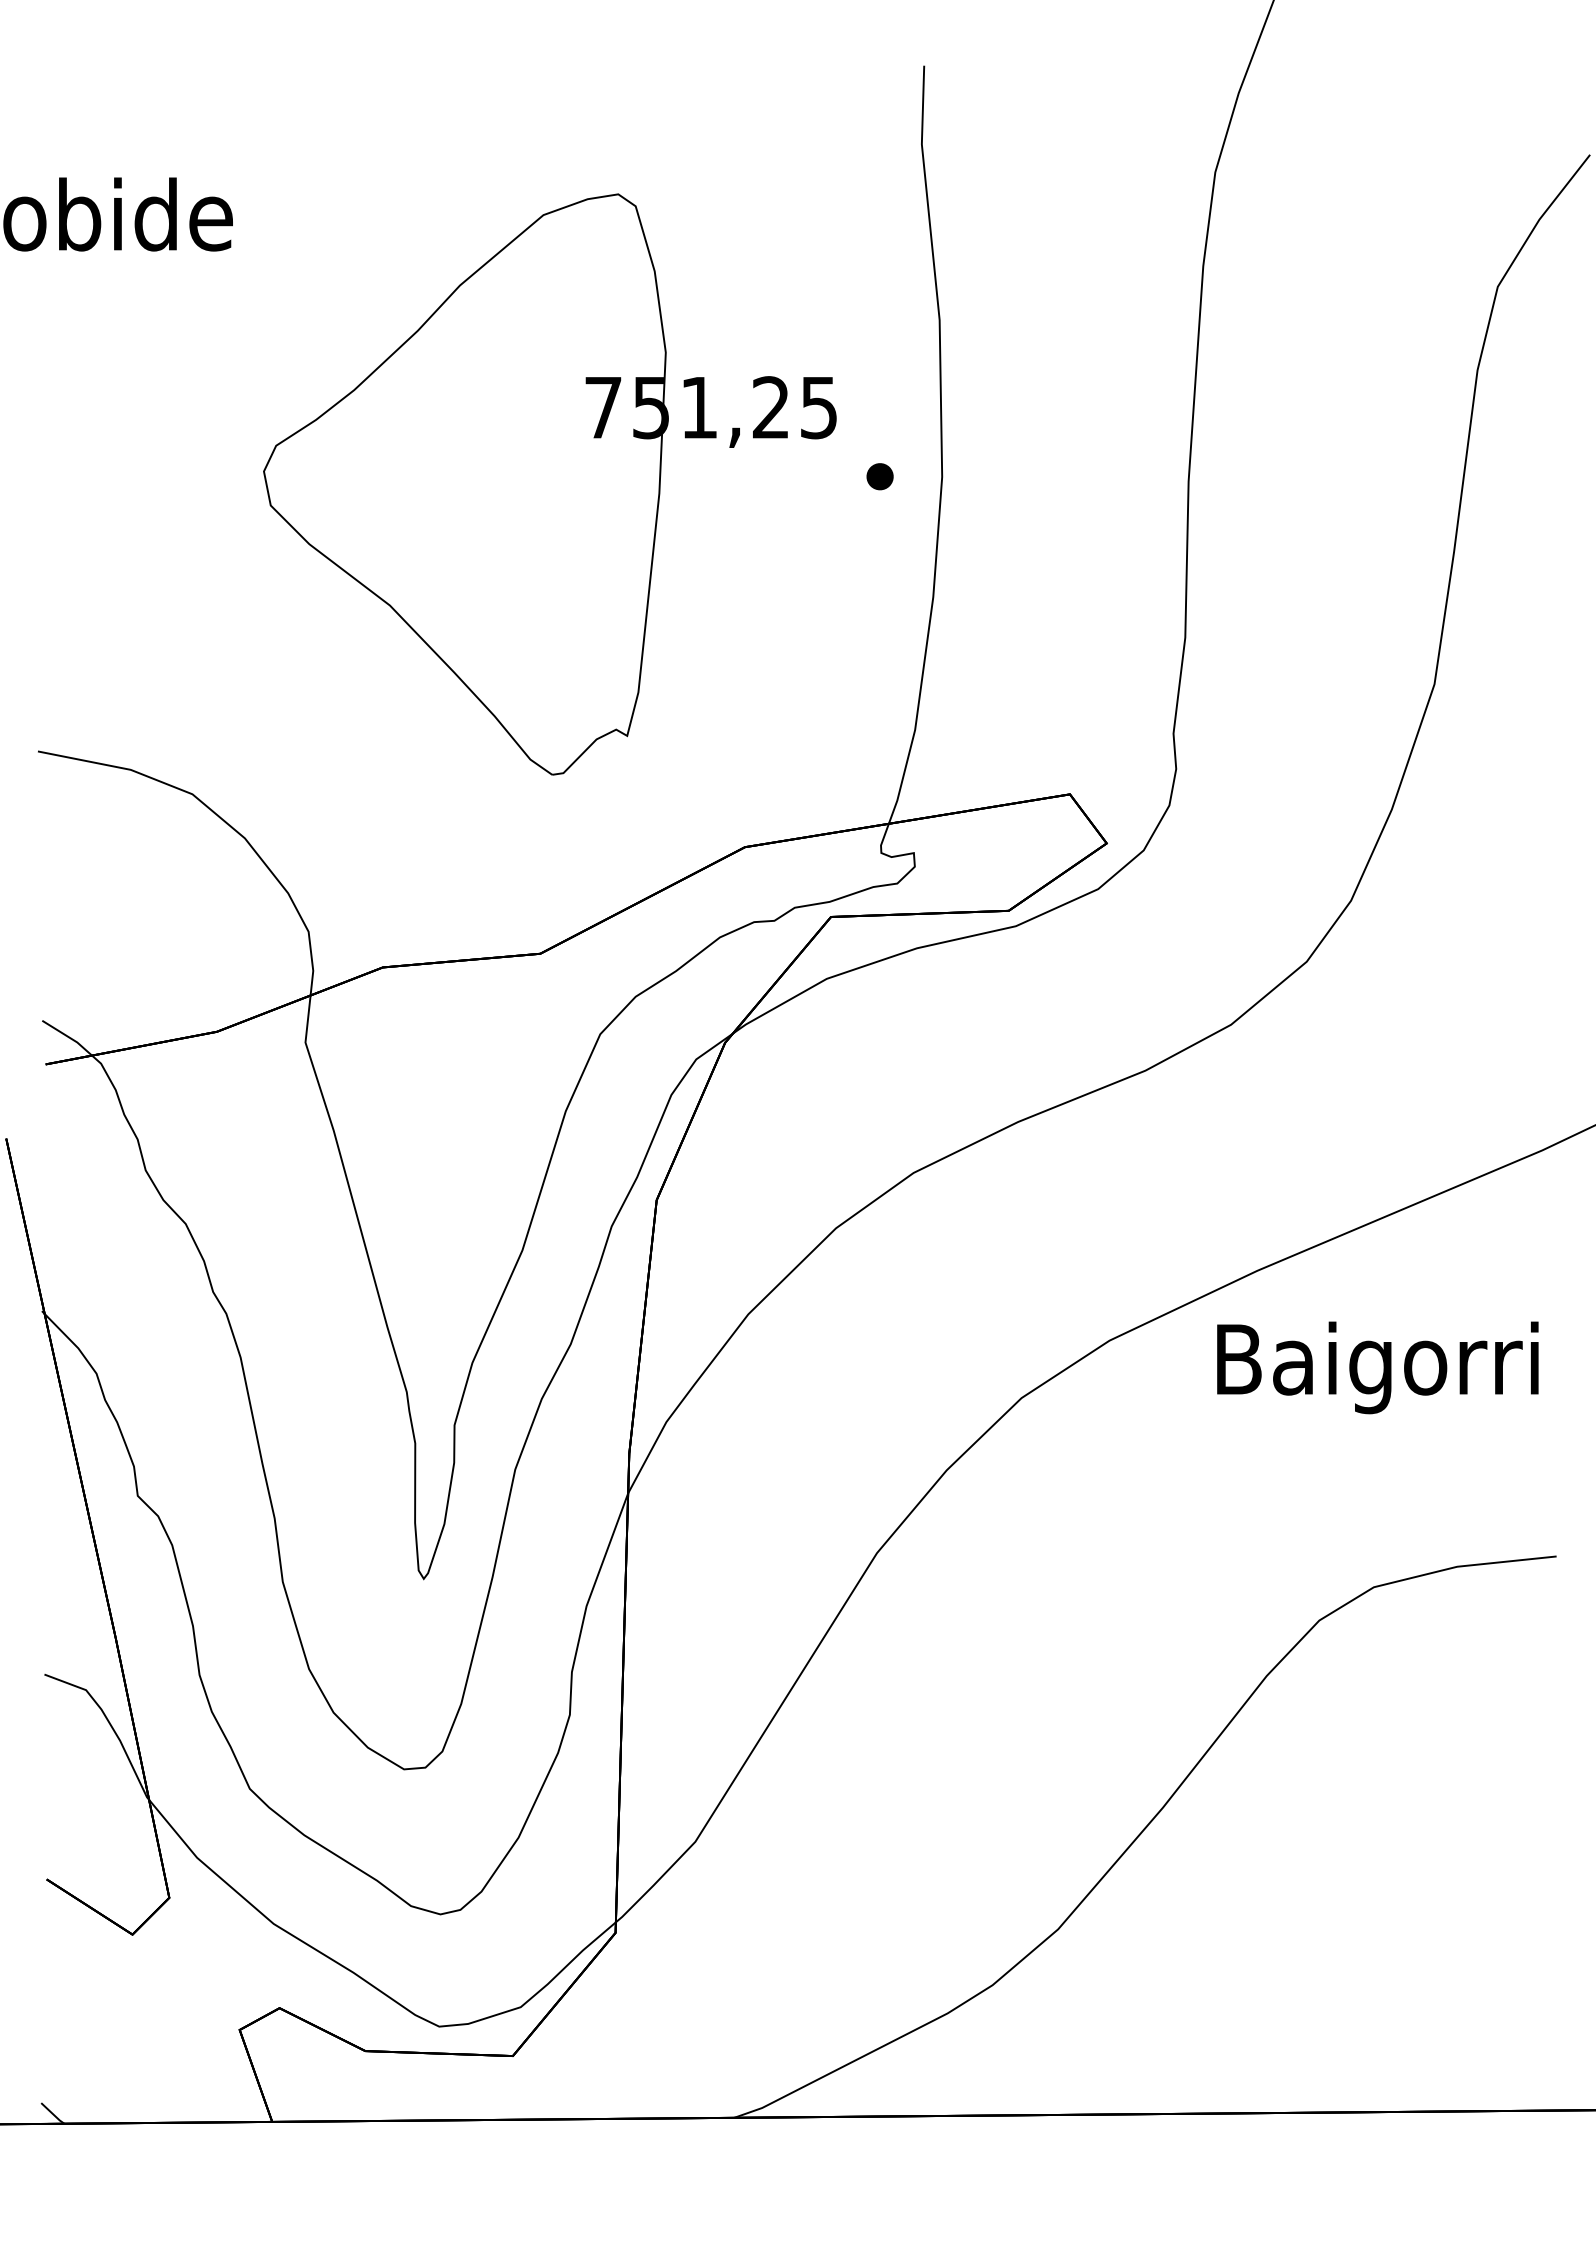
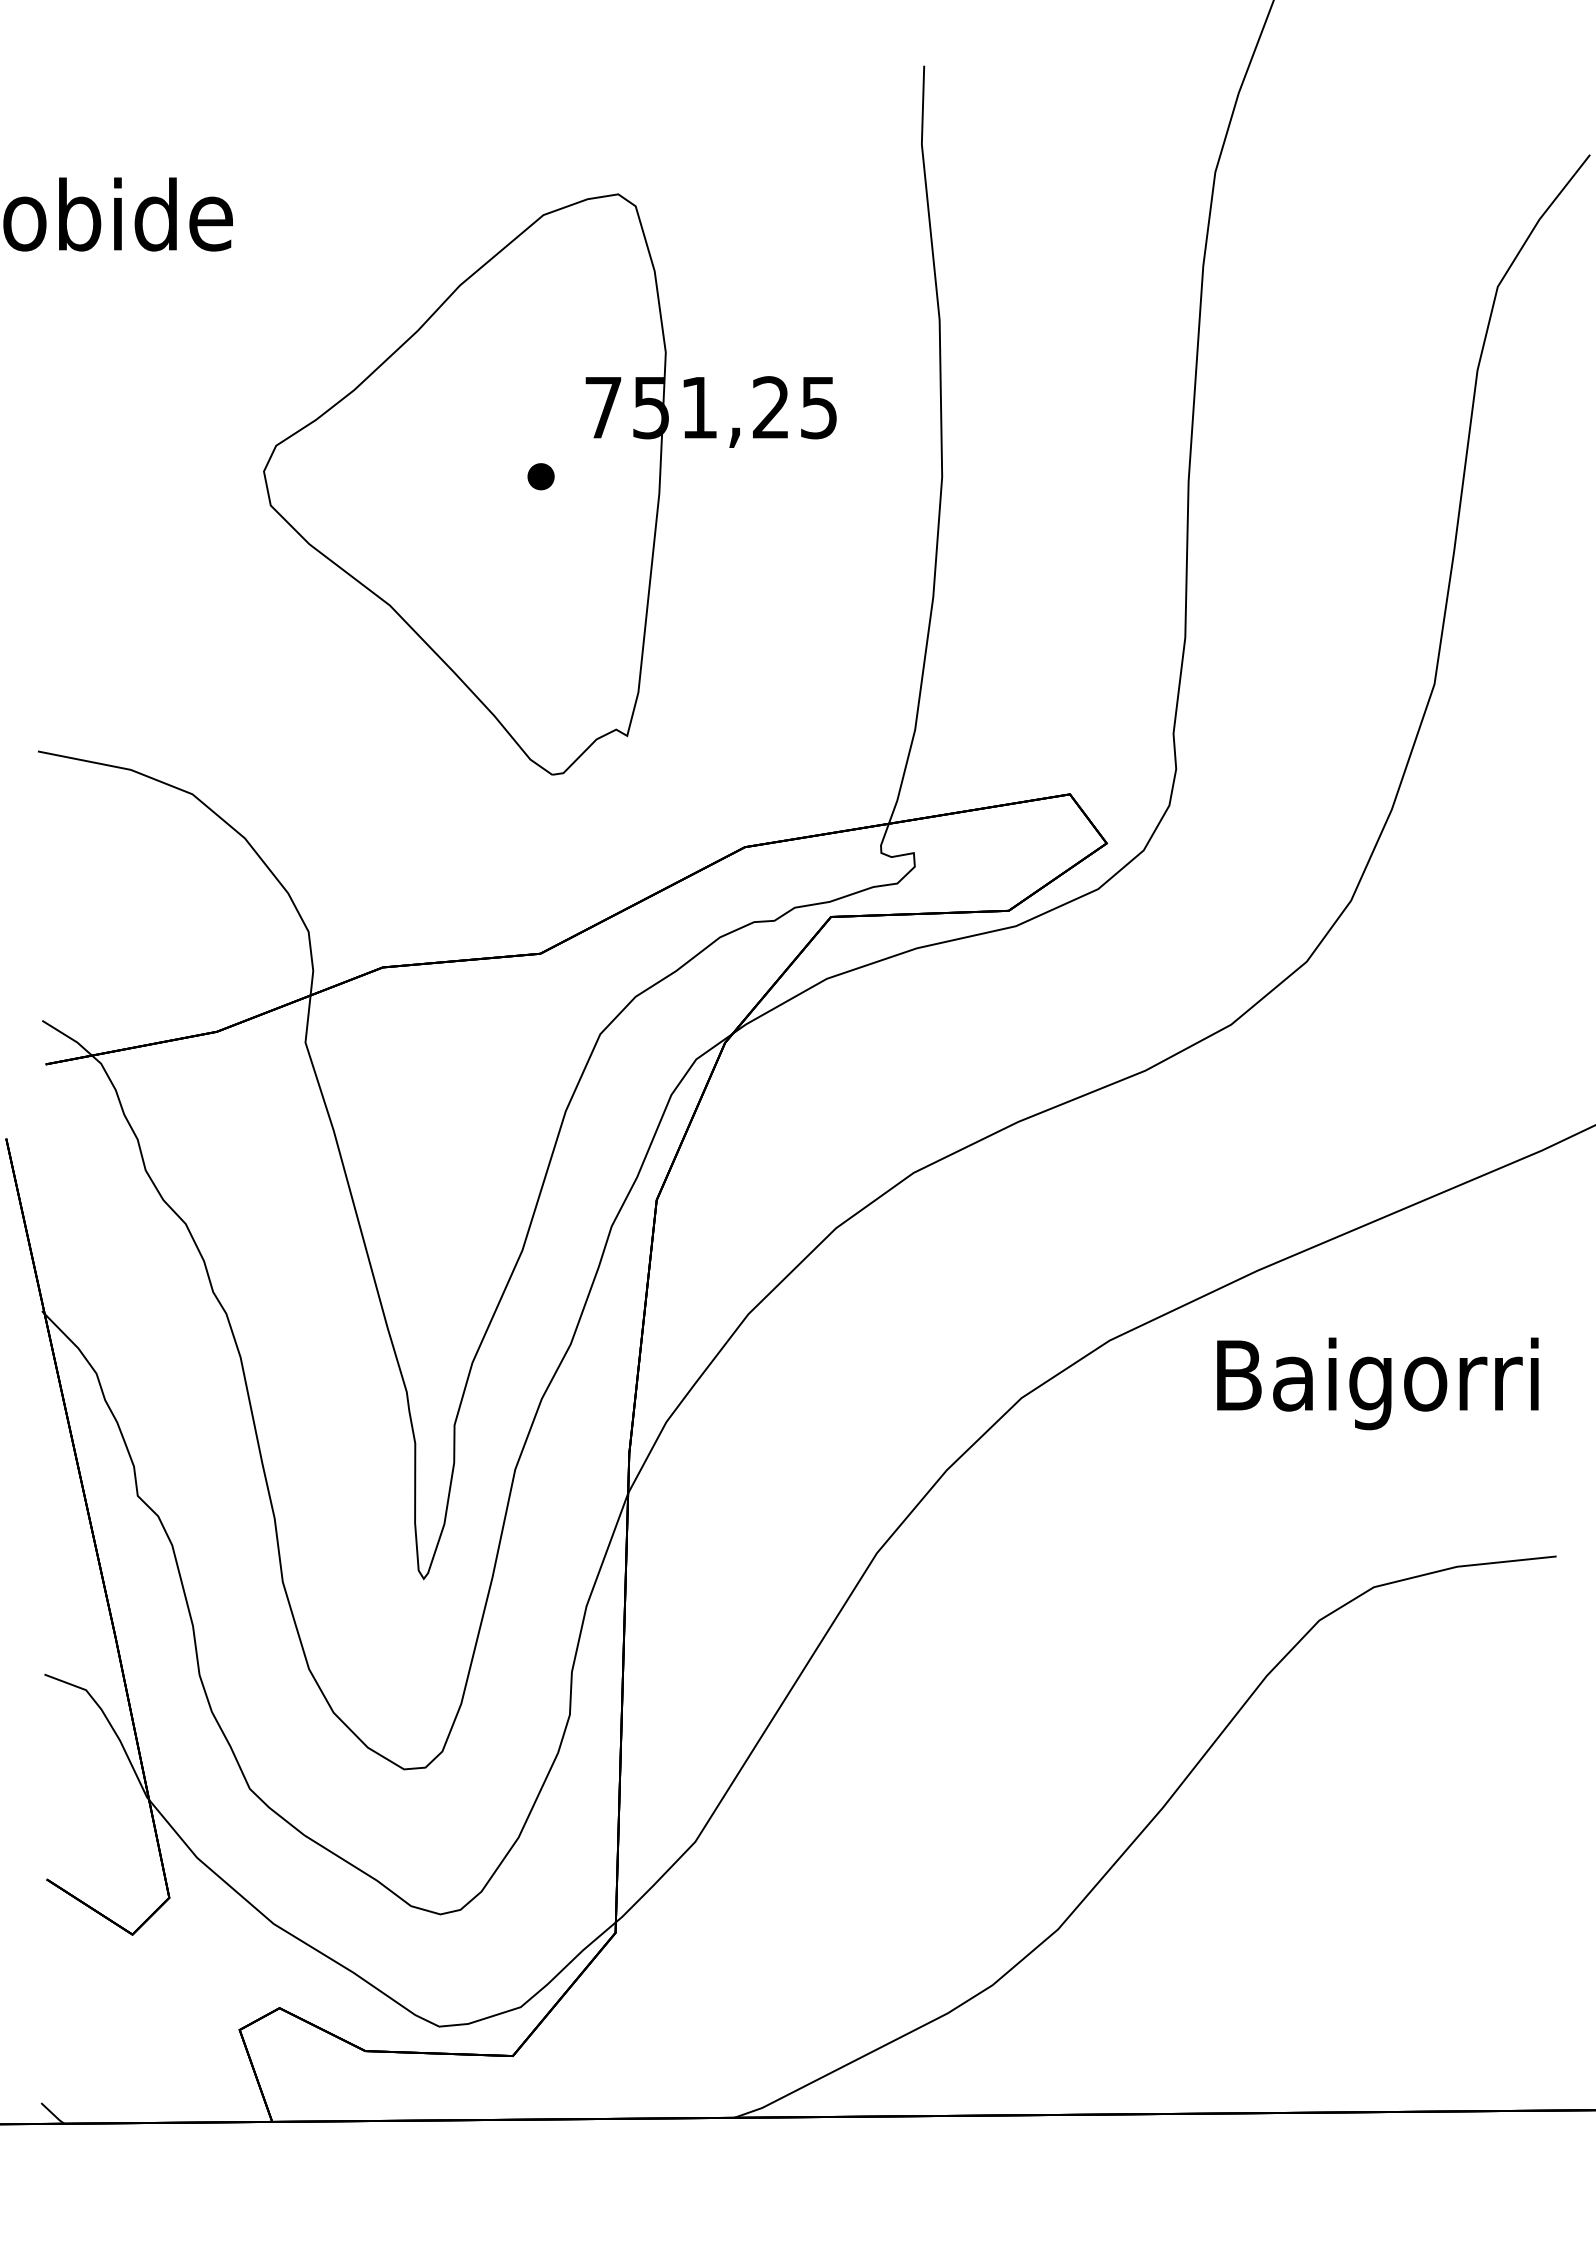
part position: (879, 476) -> (540, 476) (540, 476)
text position: (1377, 1367) -> (1377, 1383) (1377, 1383)
